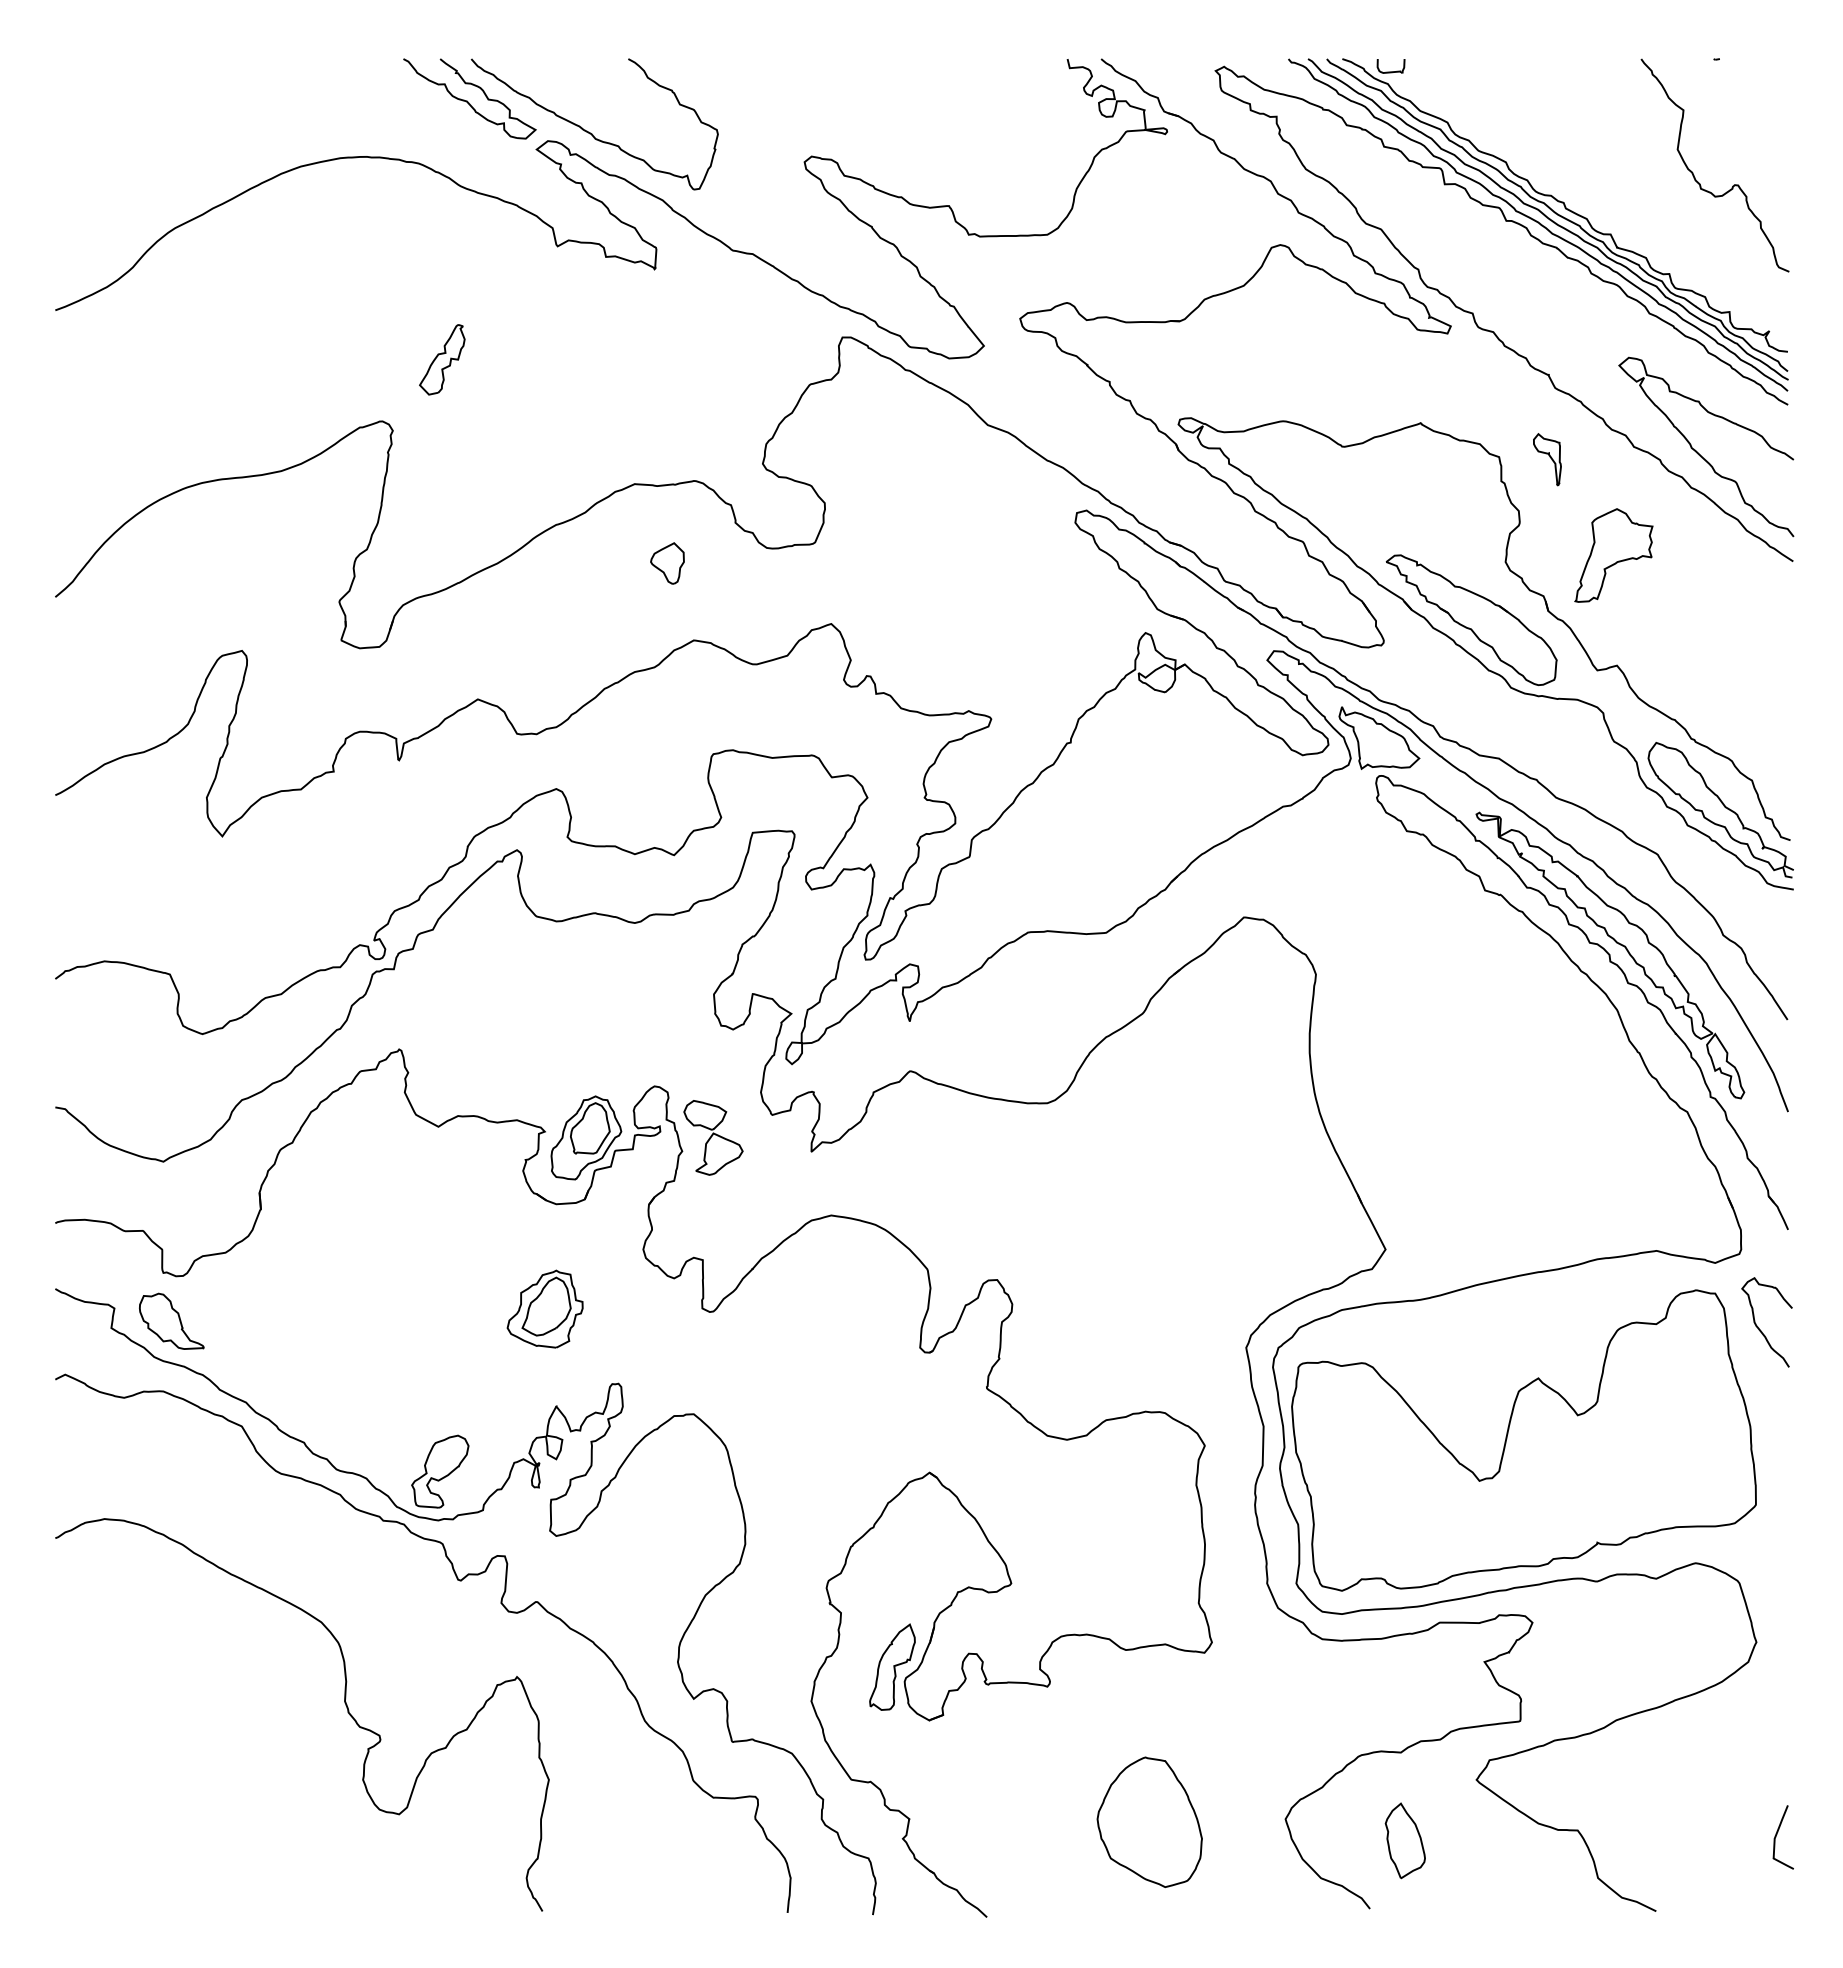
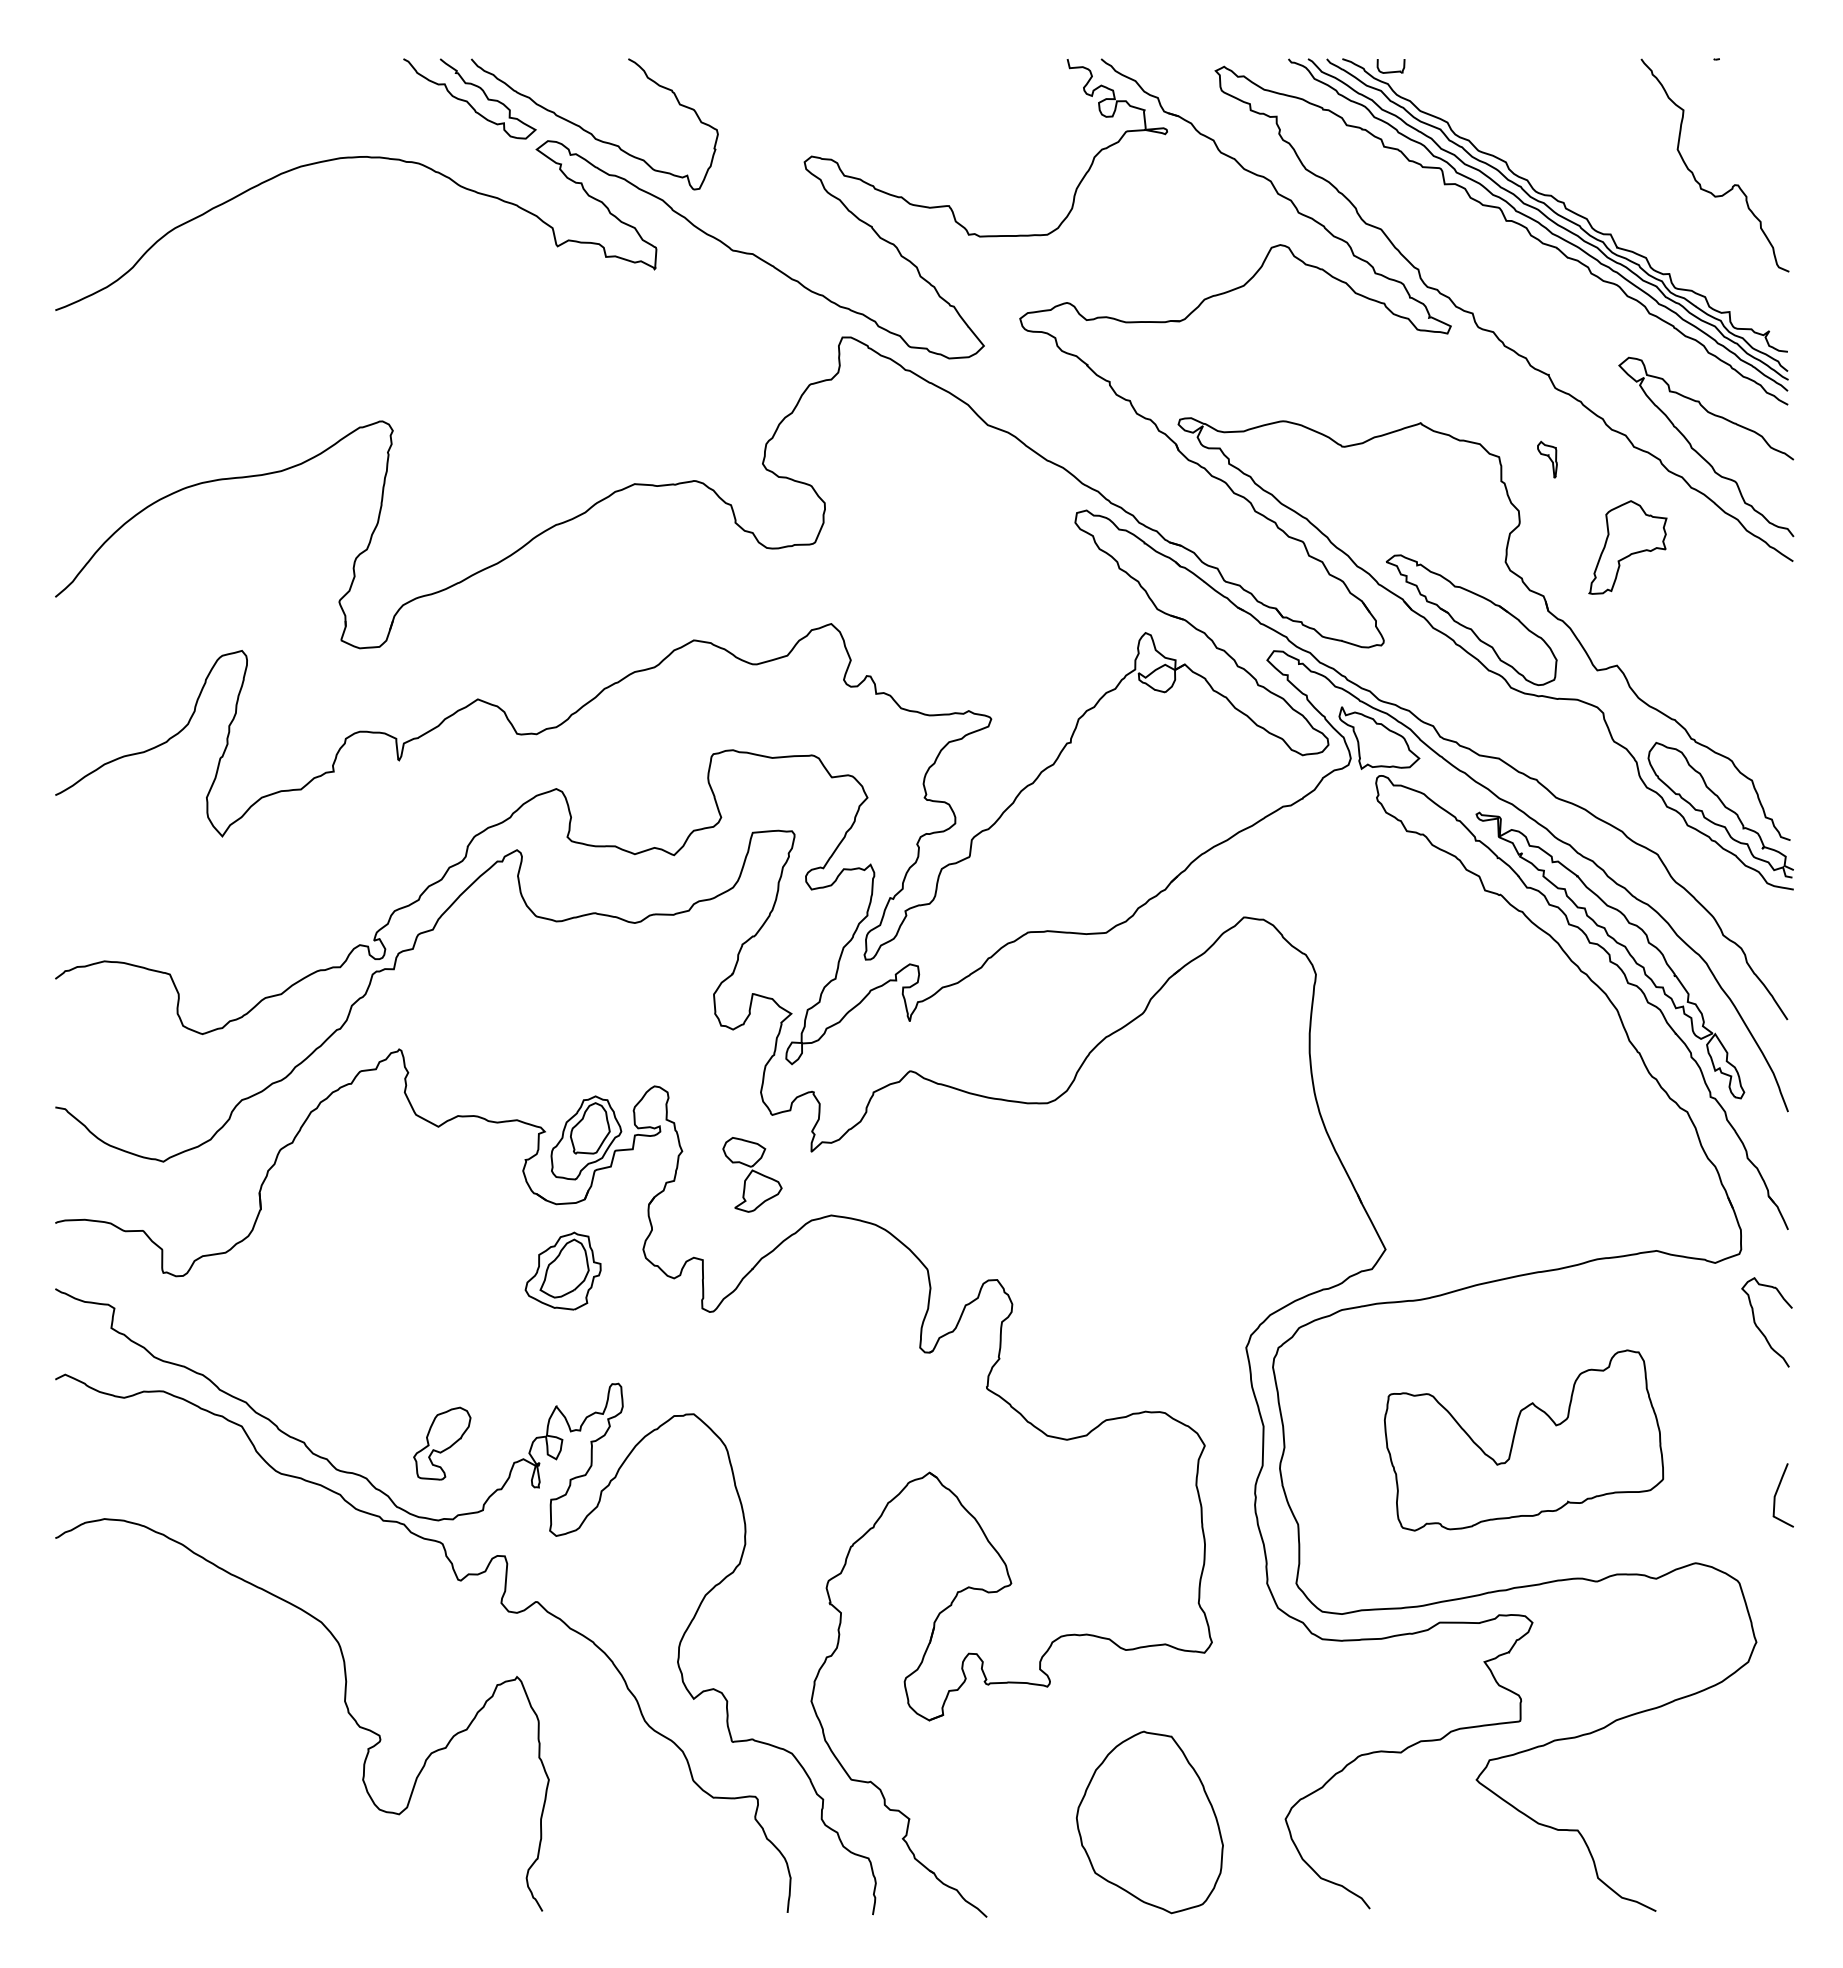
part: present -> none (442, 359)
part size: 29x54 px -> 21x39 px (1547, 459)
part position: (1613, 555) -> (1627, 547) (1627, 547)
part: present -> none (667, 563)
part position: (713, 1137) -> (752, 1174) (752, 1174)
part position: (544, 1308) -> (562, 1270) (562, 1270)
part: present -> none (171, 1320)
part size: 466x303 px -> 281x183 px (1524, 1440)
part position: (440, 1471) -> (442, 1443) (442, 1443)
part: present -> none (892, 1666)
part size: 107x132 px -> 148x185 px (1149, 1822)
curve position: (1777, 1834) -> (1777, 1492) (1777, 1492)
part: present -> none (1404, 1840)
